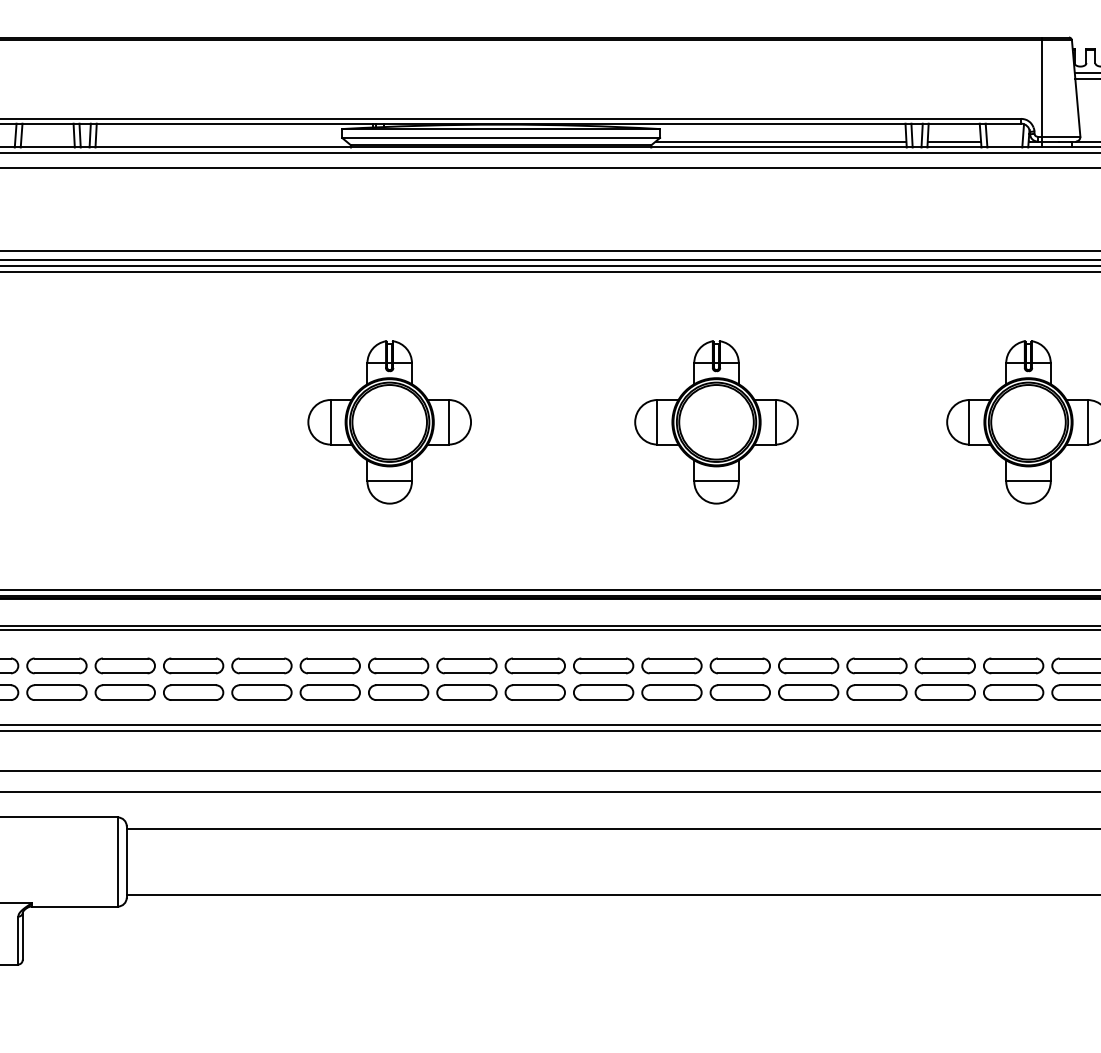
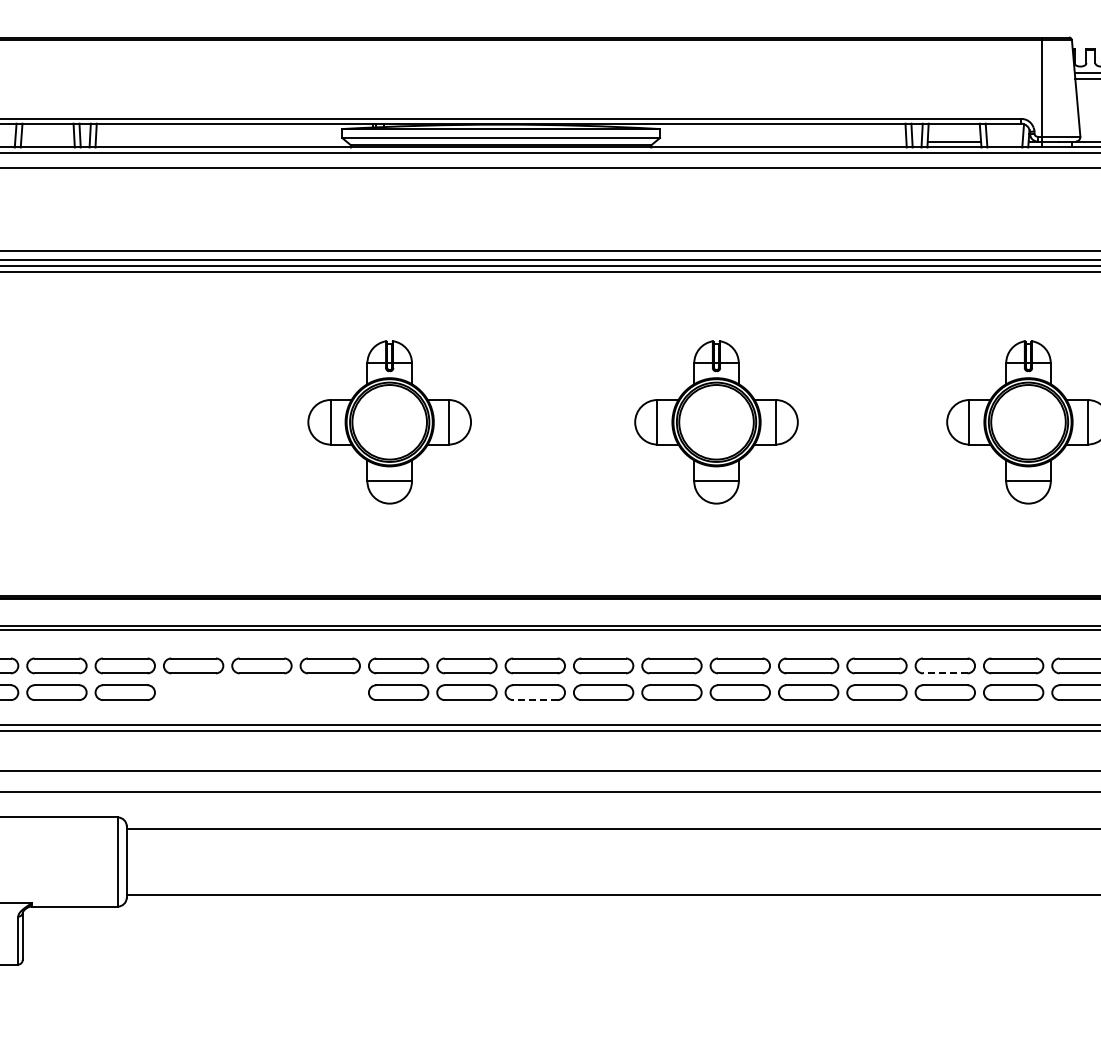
line: present -> none (780, 141)
line: present -> none (549, 590)
line: solid -> dashed (944, 673)
part: present -> none (261, 692)
line: solid -> dashed (534, 700)
